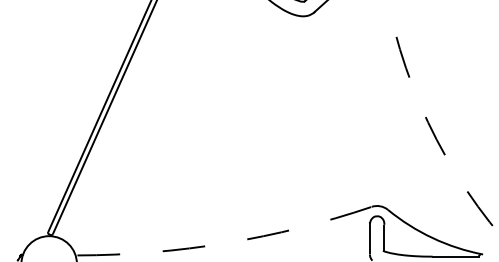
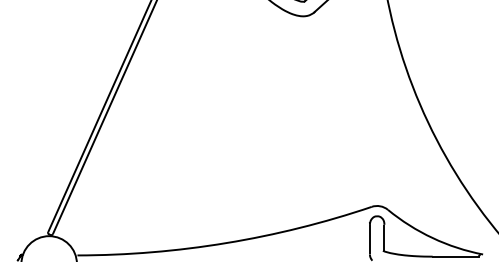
arc: dashed -> solid (428, 123)
arc: dashed -> solid (226, 243)
